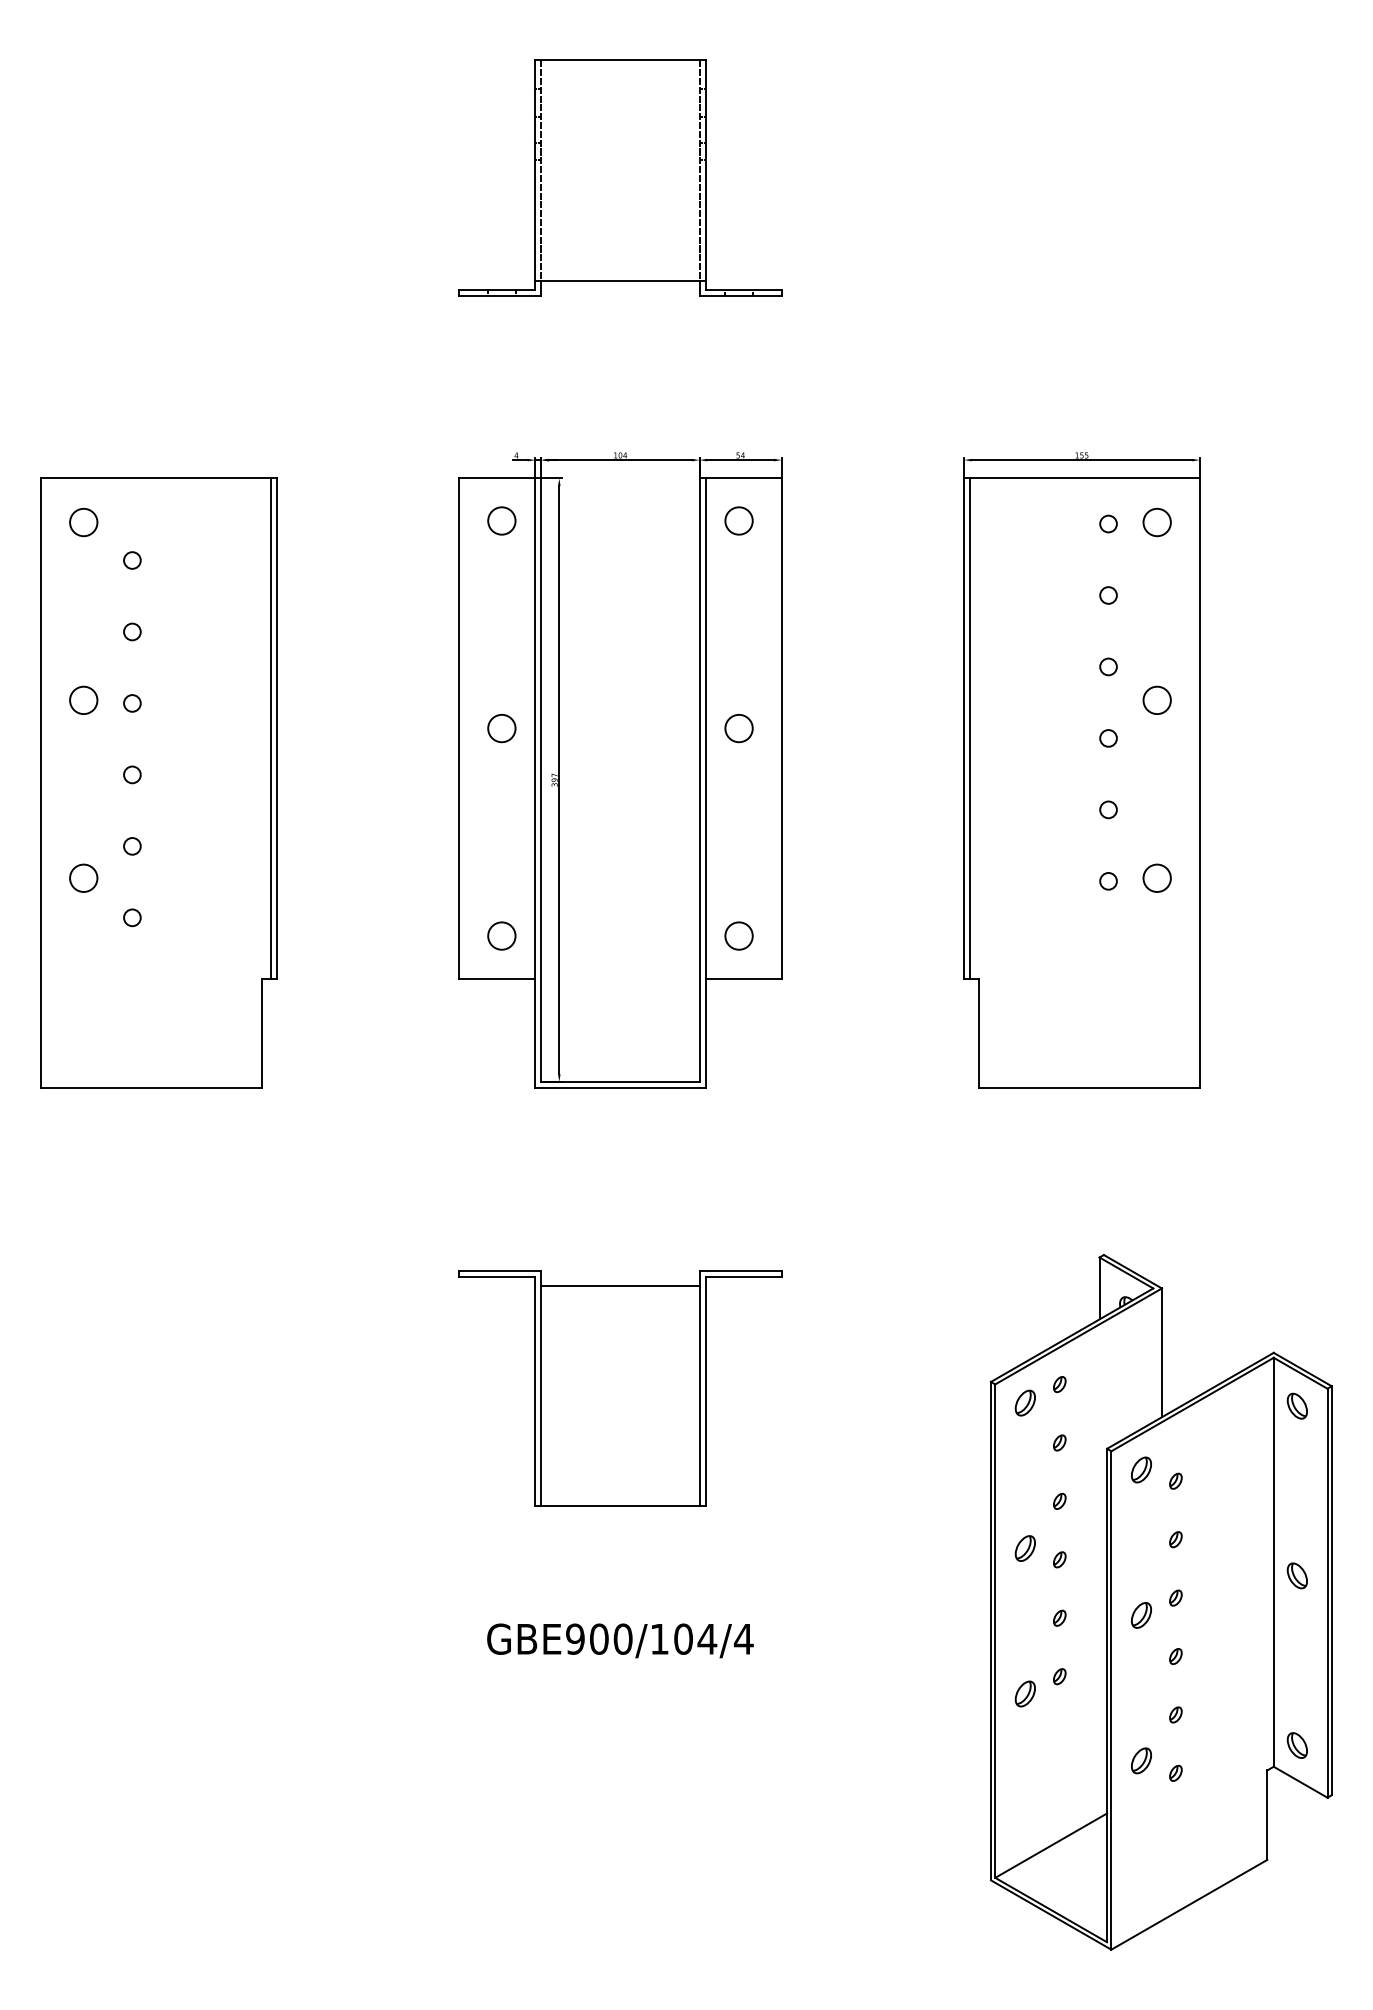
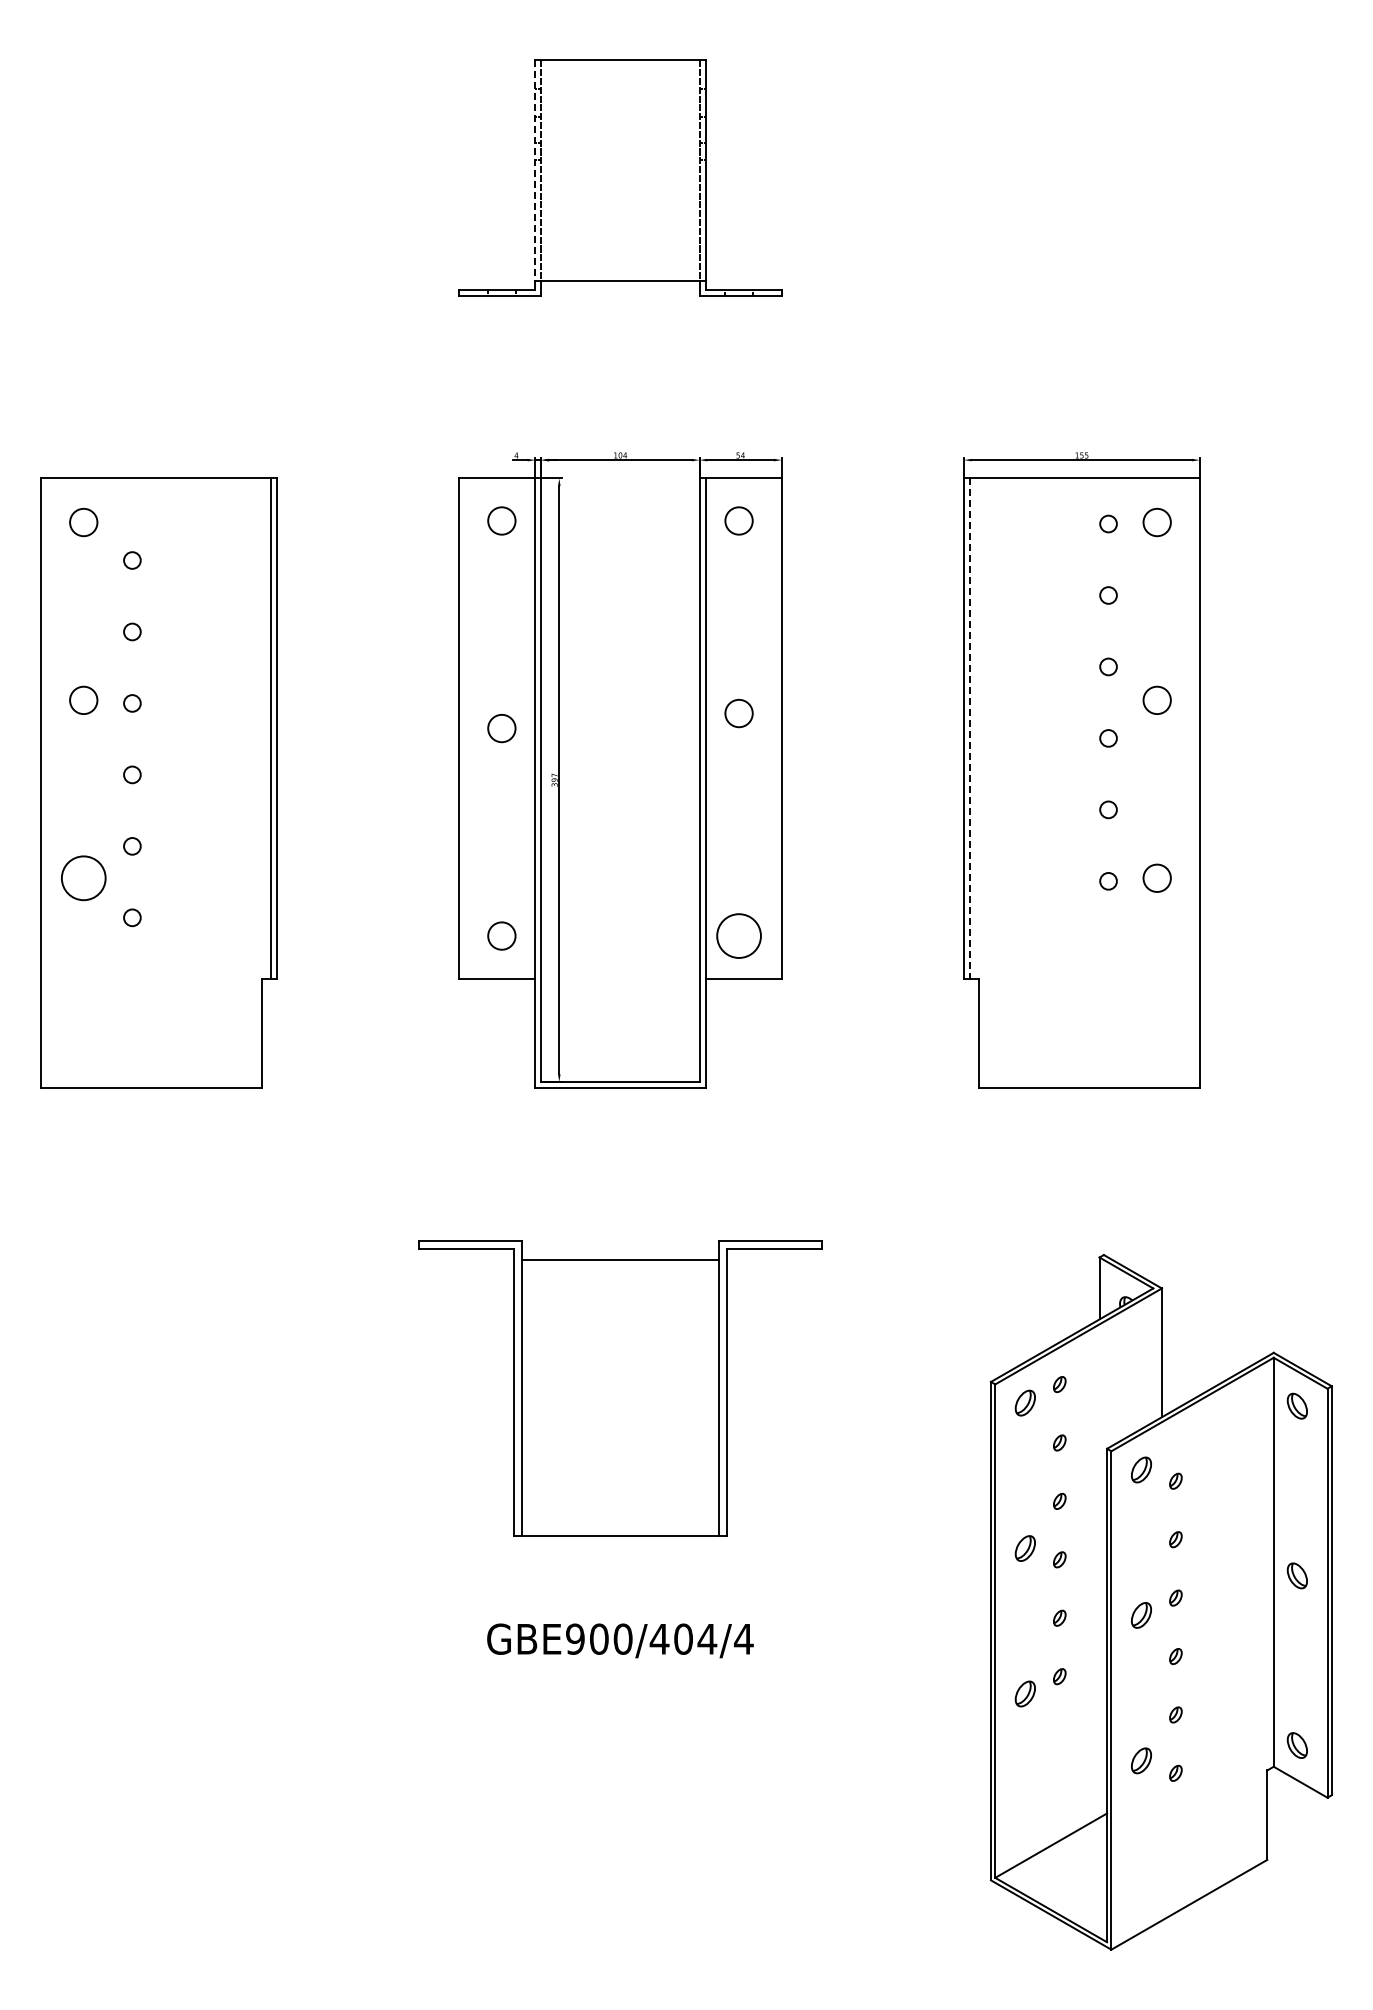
line: solid -> dashed (535, 171)
circle position: (738, 728) -> (738, 713) (738, 713)
line: solid -> dashed (970, 729)
circle diameter: 27 px -> 44 px (83, 878)
circle diameter: 27 px -> 44 px (738, 935)
part size: 325x237 px -> 405x297 px (620, 1388)
text: GBE900/104/4 -> GBE900/404/4 (659, 1639)
